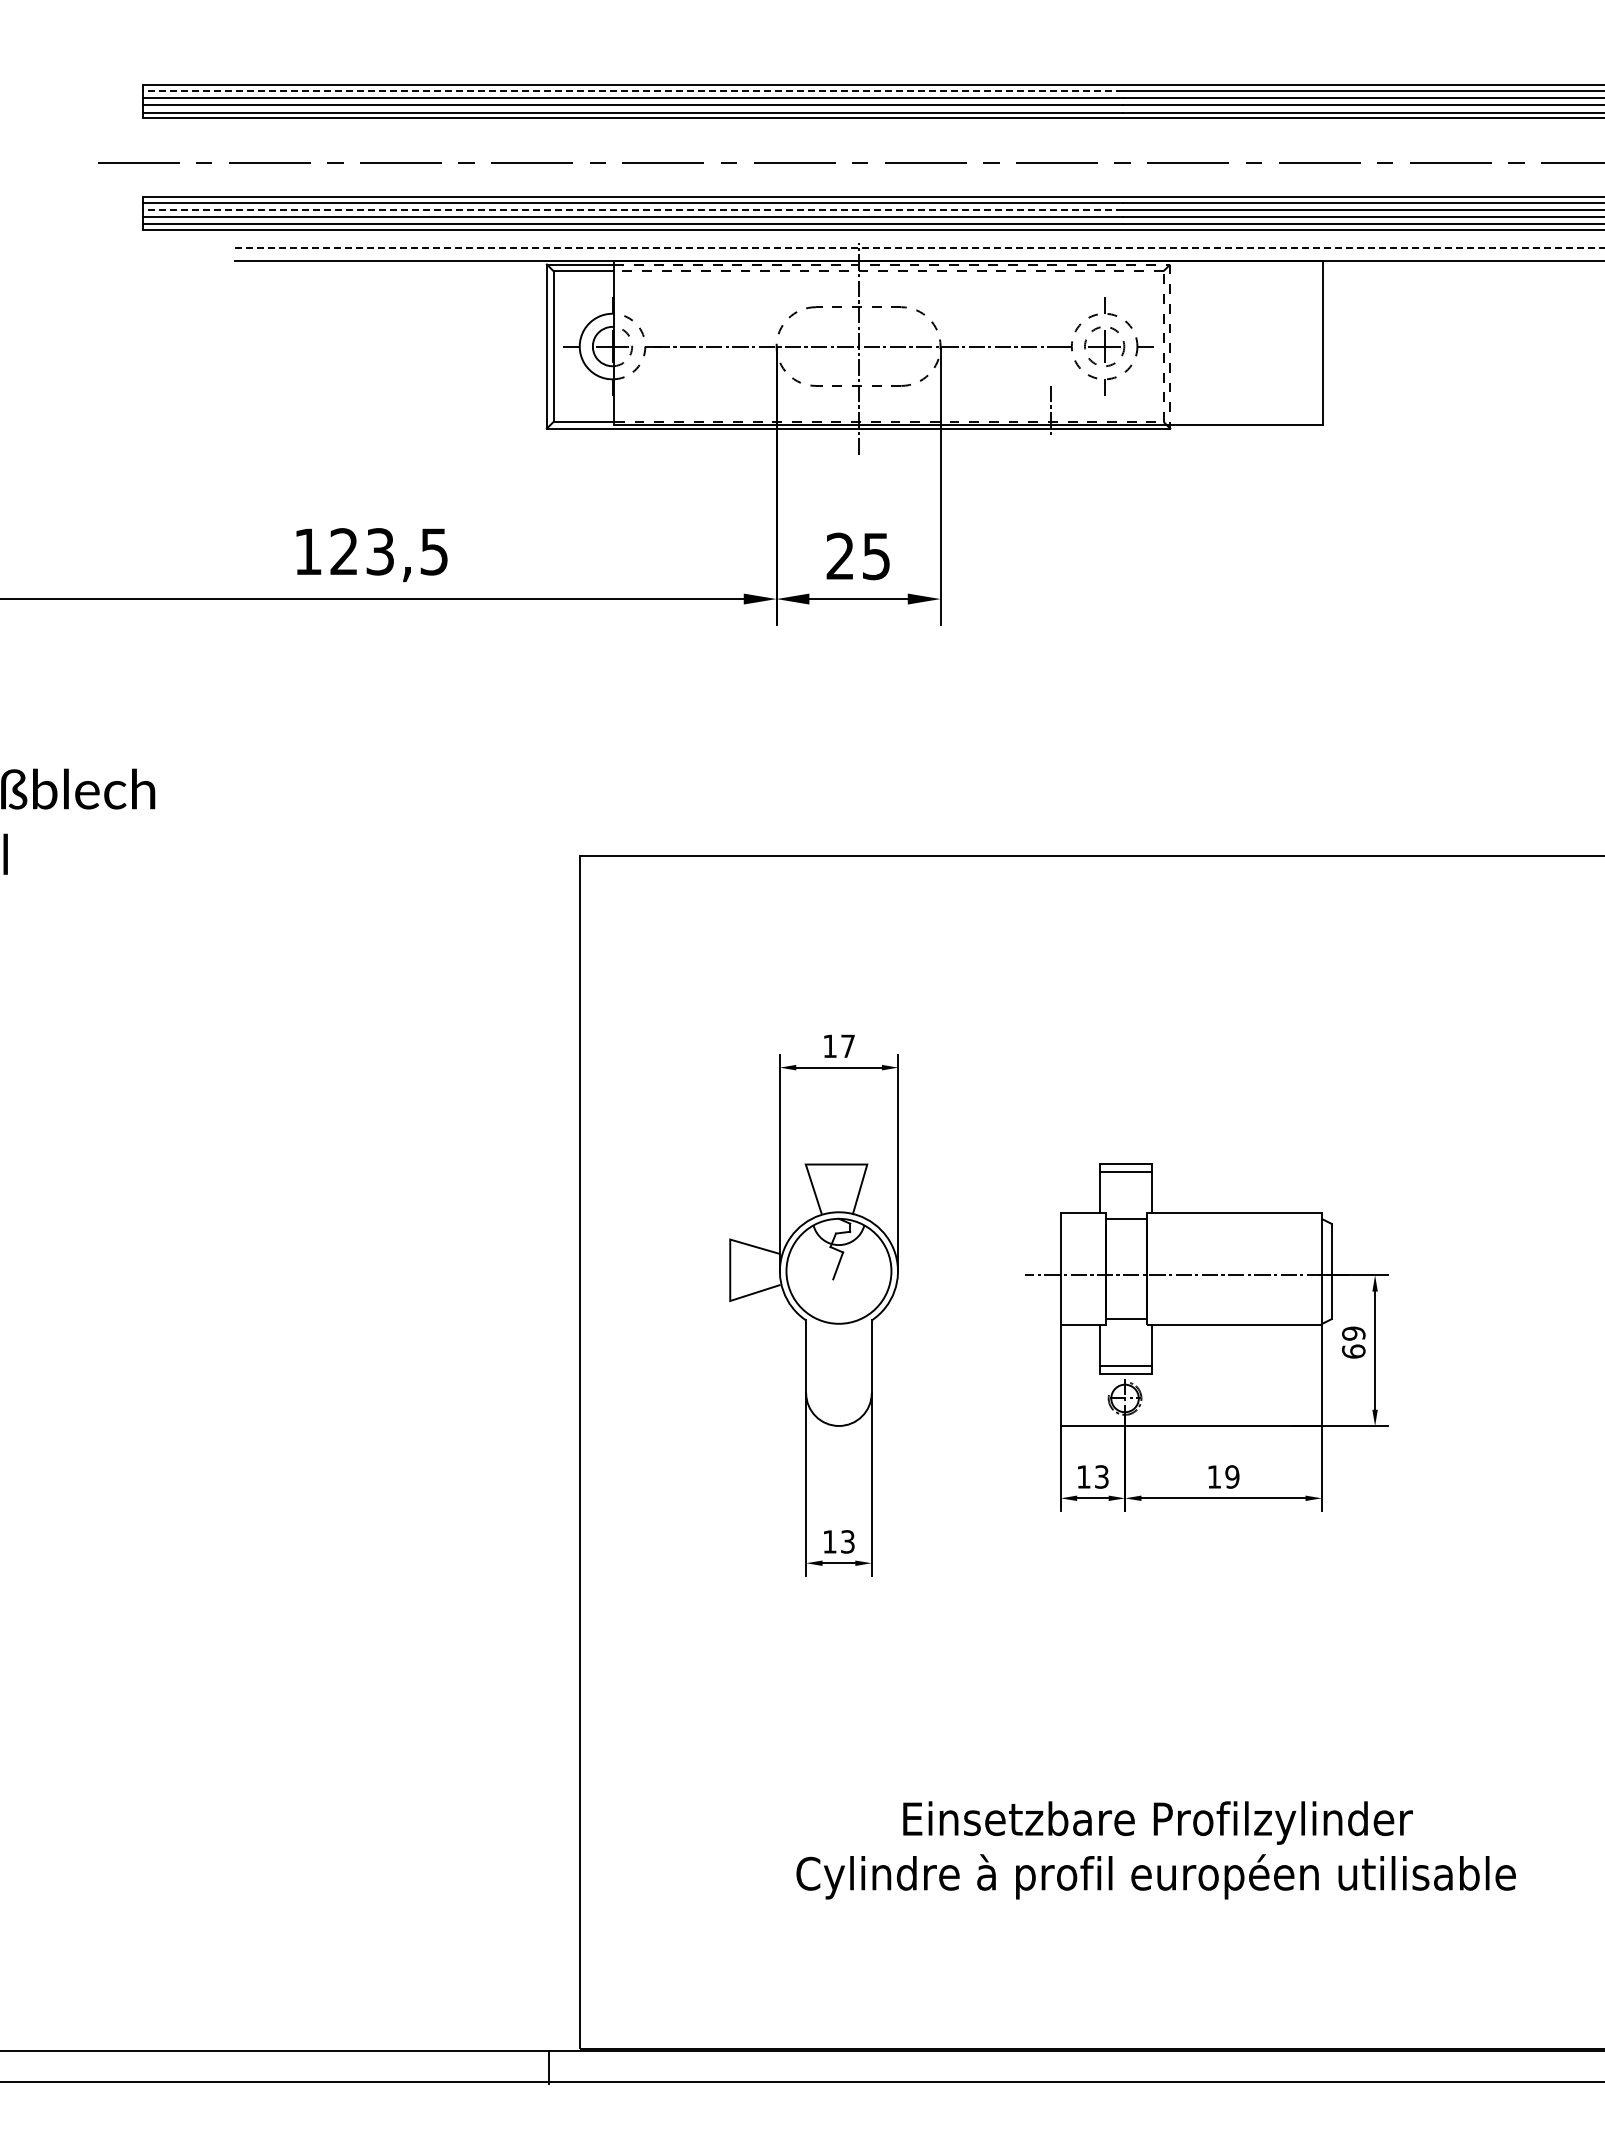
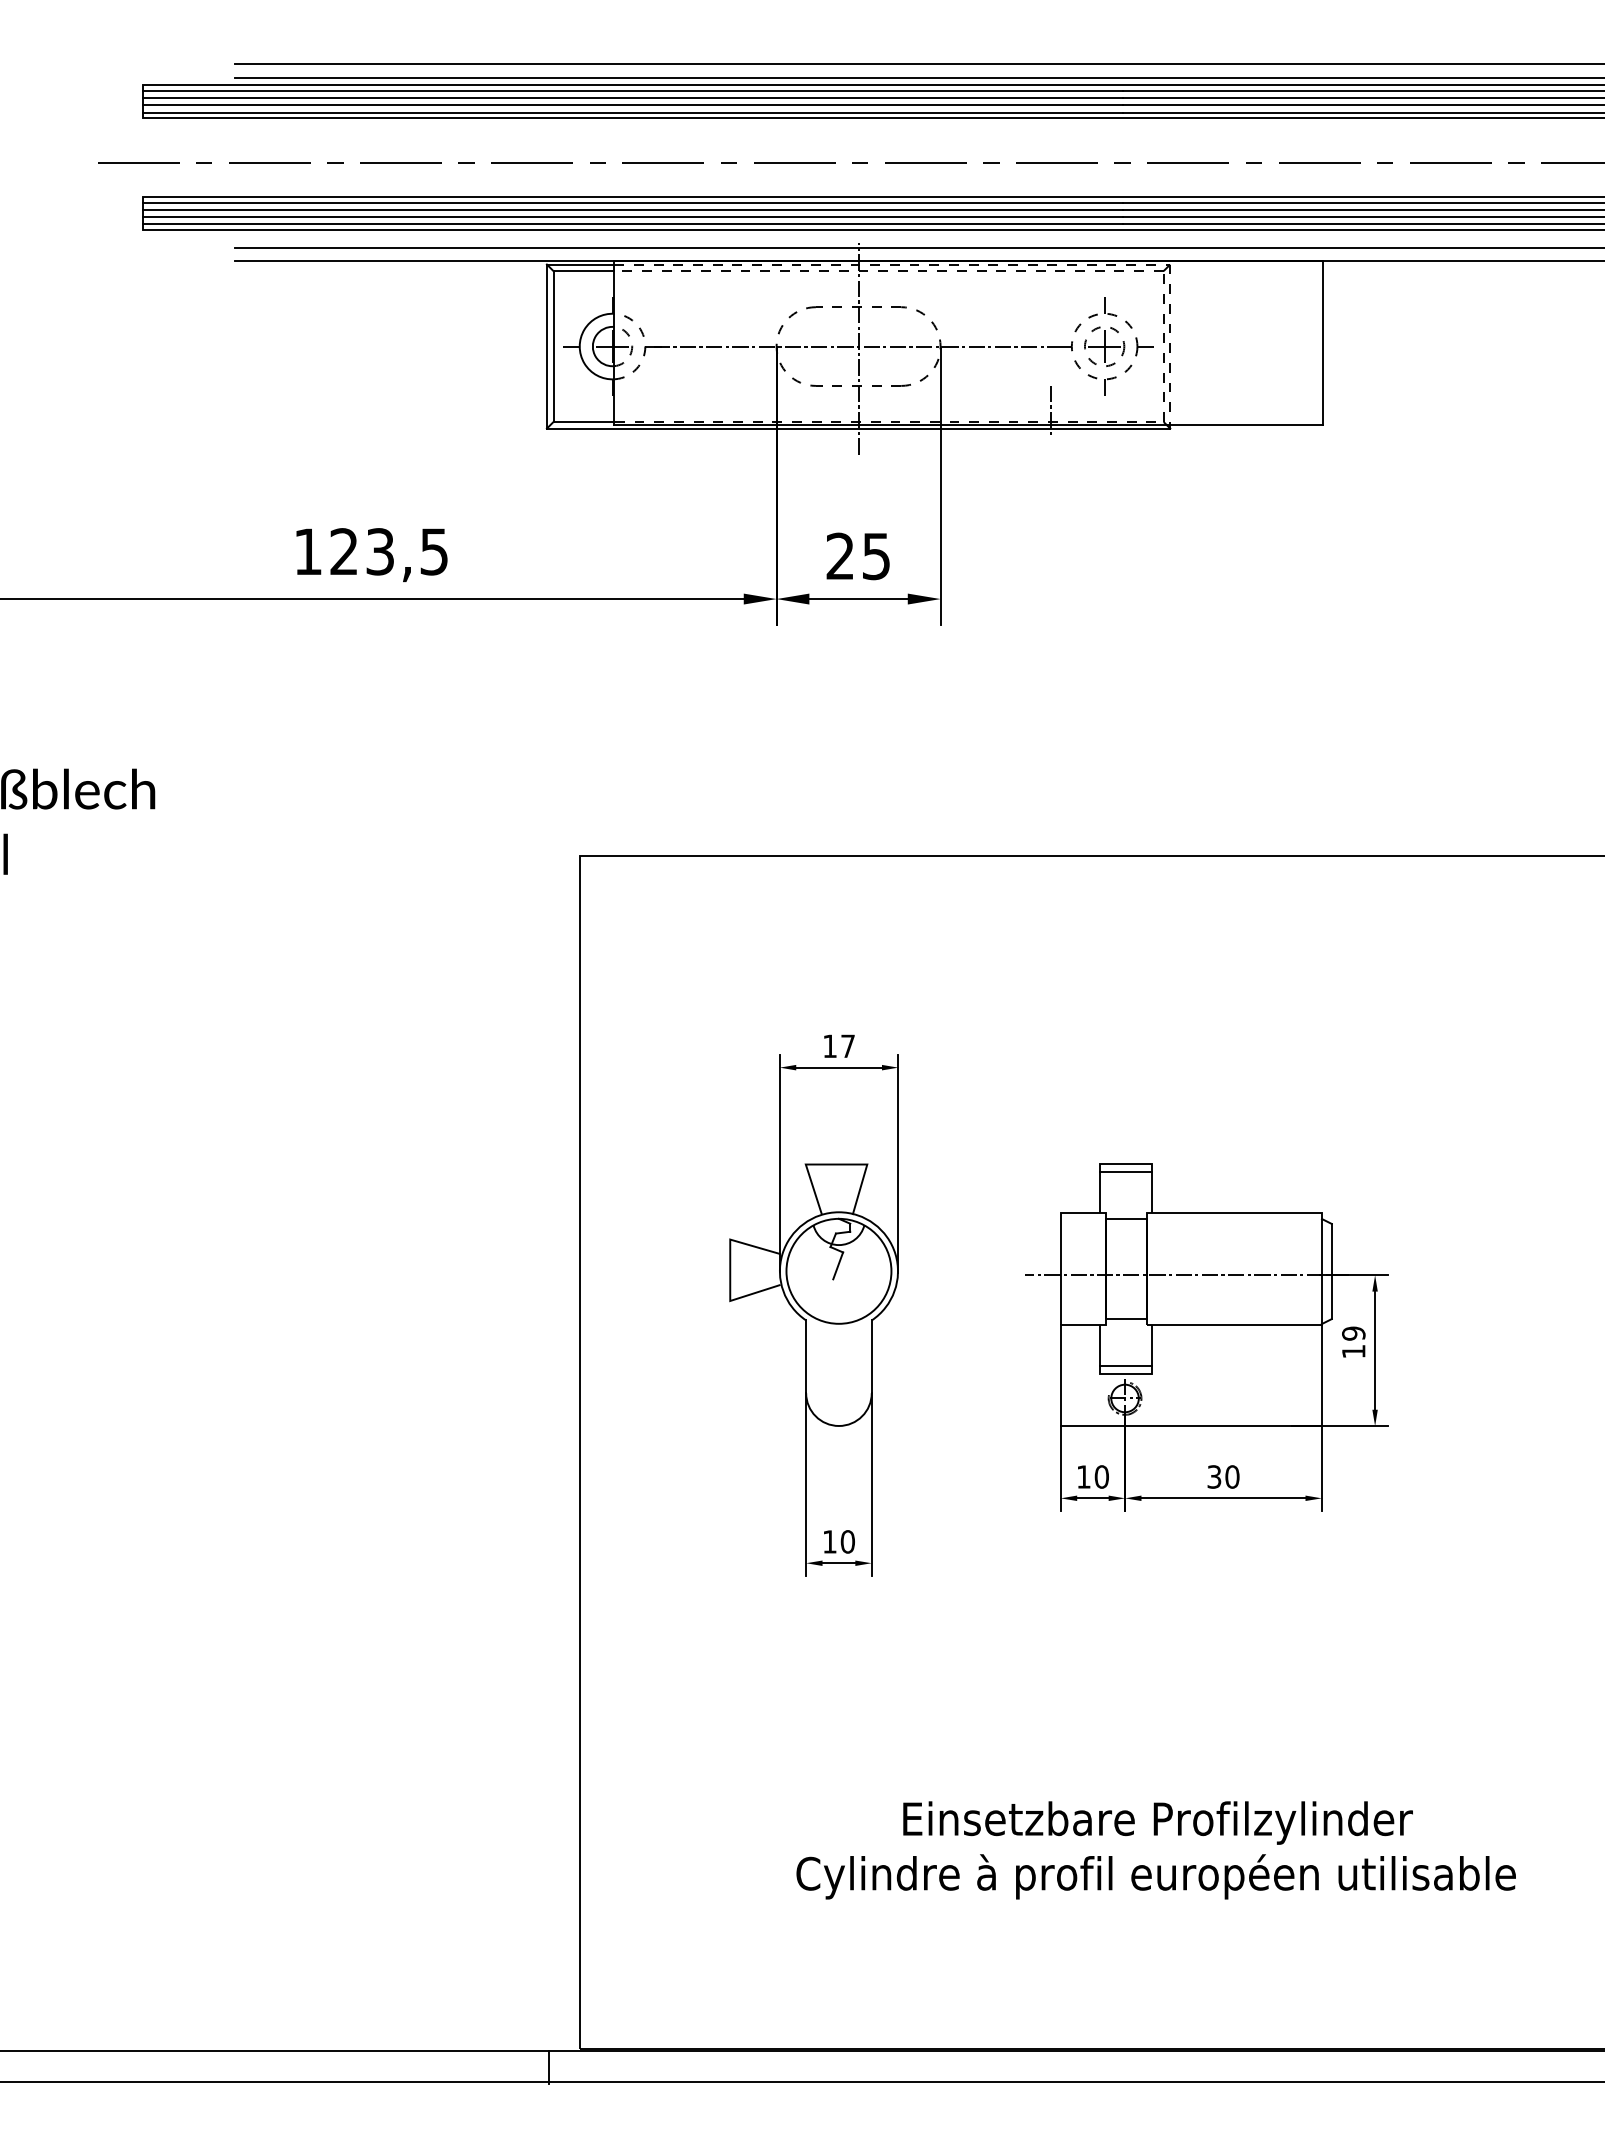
line: none -> present (918, 64)
line: none -> present (918, 77)
line: dashed -> solid (633, 91)
line: dashed -> solid (633, 210)
line: dashed -> solid (919, 248)
text: 69 -> 19 (1353, 1351)
text: 13 -> 10 (1101, 1476)
text: 19 -> 30 (1223, 1476)
text: 13 -> 10 (847, 1541)
